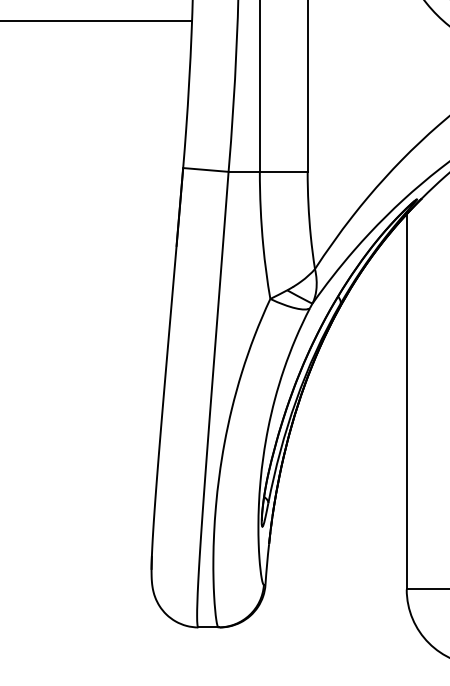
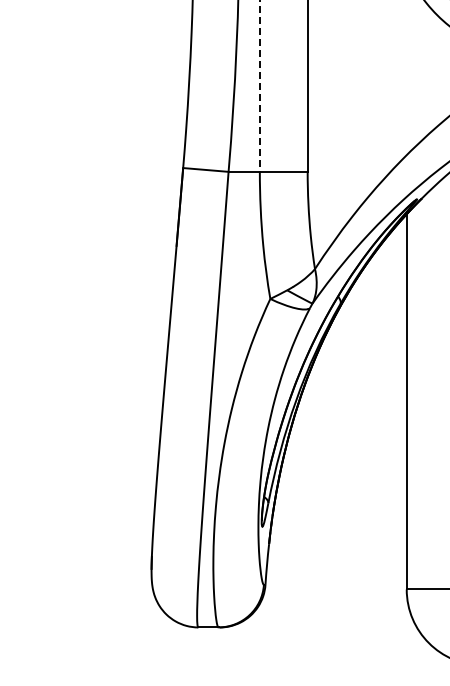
line: present -> none (97, 20)
line: solid -> dashed (259, 85)
